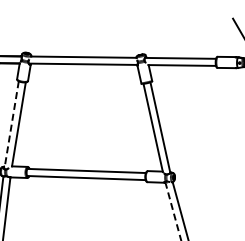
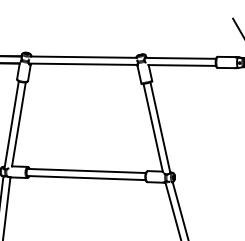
line: dashed -> solid (11, 125)
line: dashed -> solid (173, 211)
